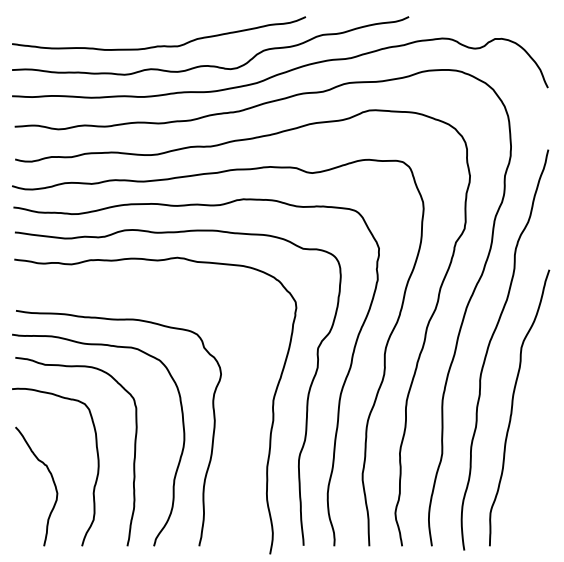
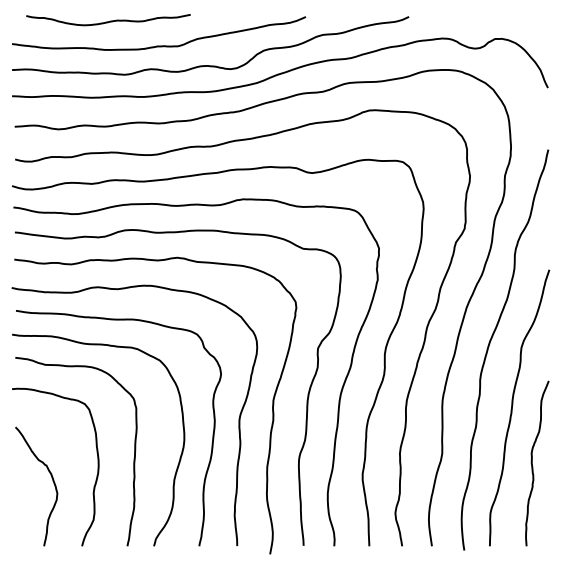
curve: none -> present (108, 21)
curve: none -> present (238, 418)
curve: none -> present (532, 463)
